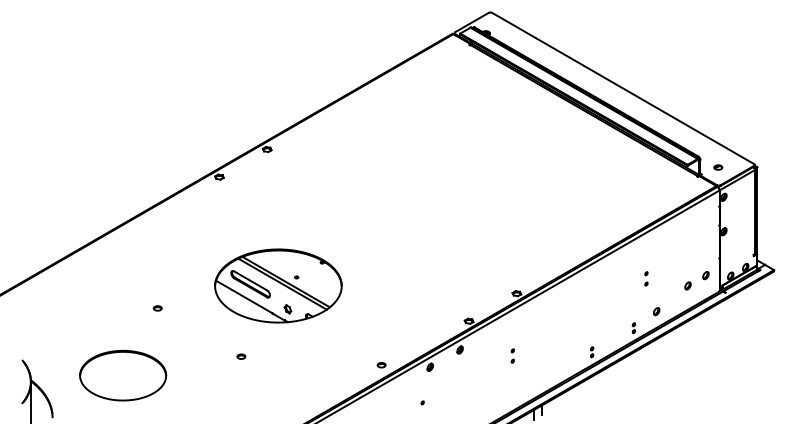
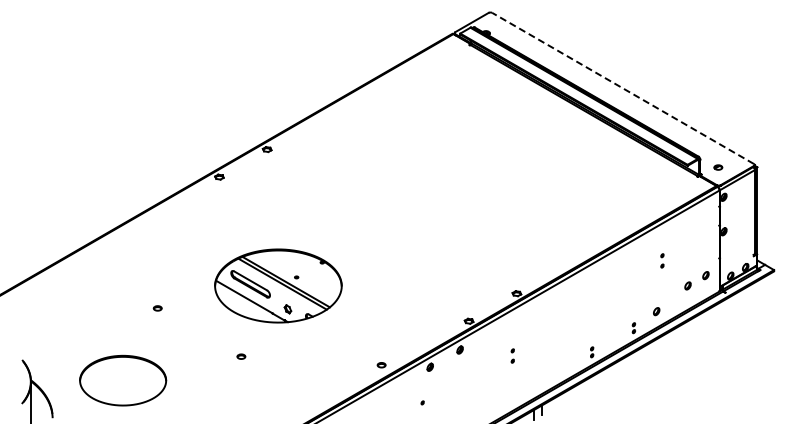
line: solid -> dashed (622, 88)
part position: (646, 278) -> (662, 260) (662, 260)
part position: (123, 375) -> (123, 380) (123, 380)
